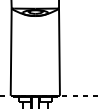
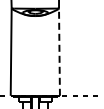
line: solid -> dashed (59, 52)
